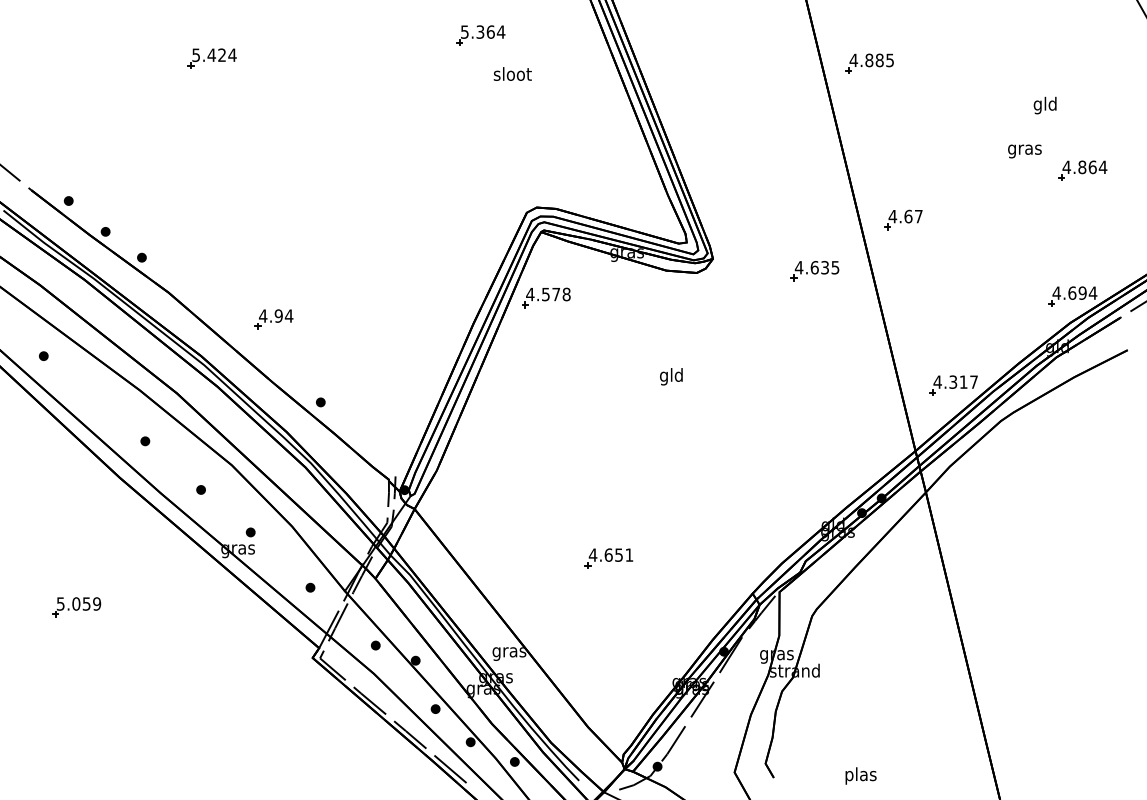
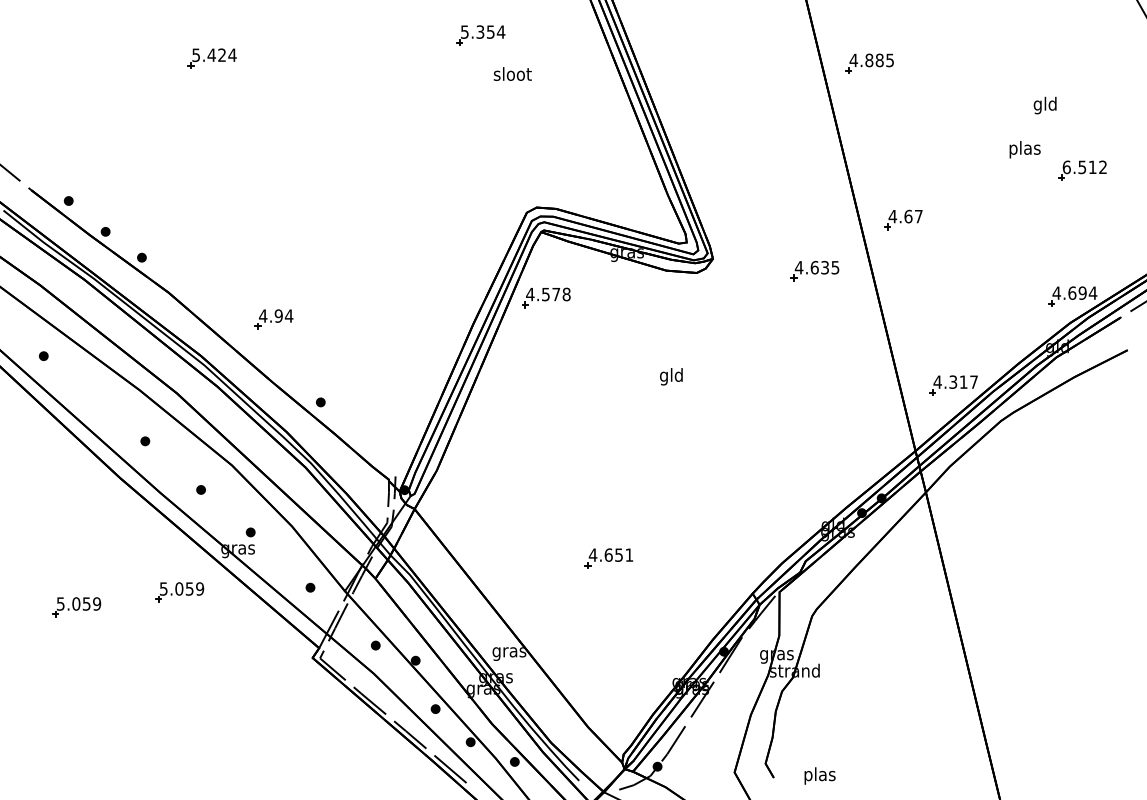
text: 5.364 -> 5.354 (490, 31)
text: gras -> plas (1024, 149)
text: 4.864 -> 6.512 (1084, 167)
part: none -> present (179, 592)
text position: (860, 775) -> (819, 775) (819, 775)
